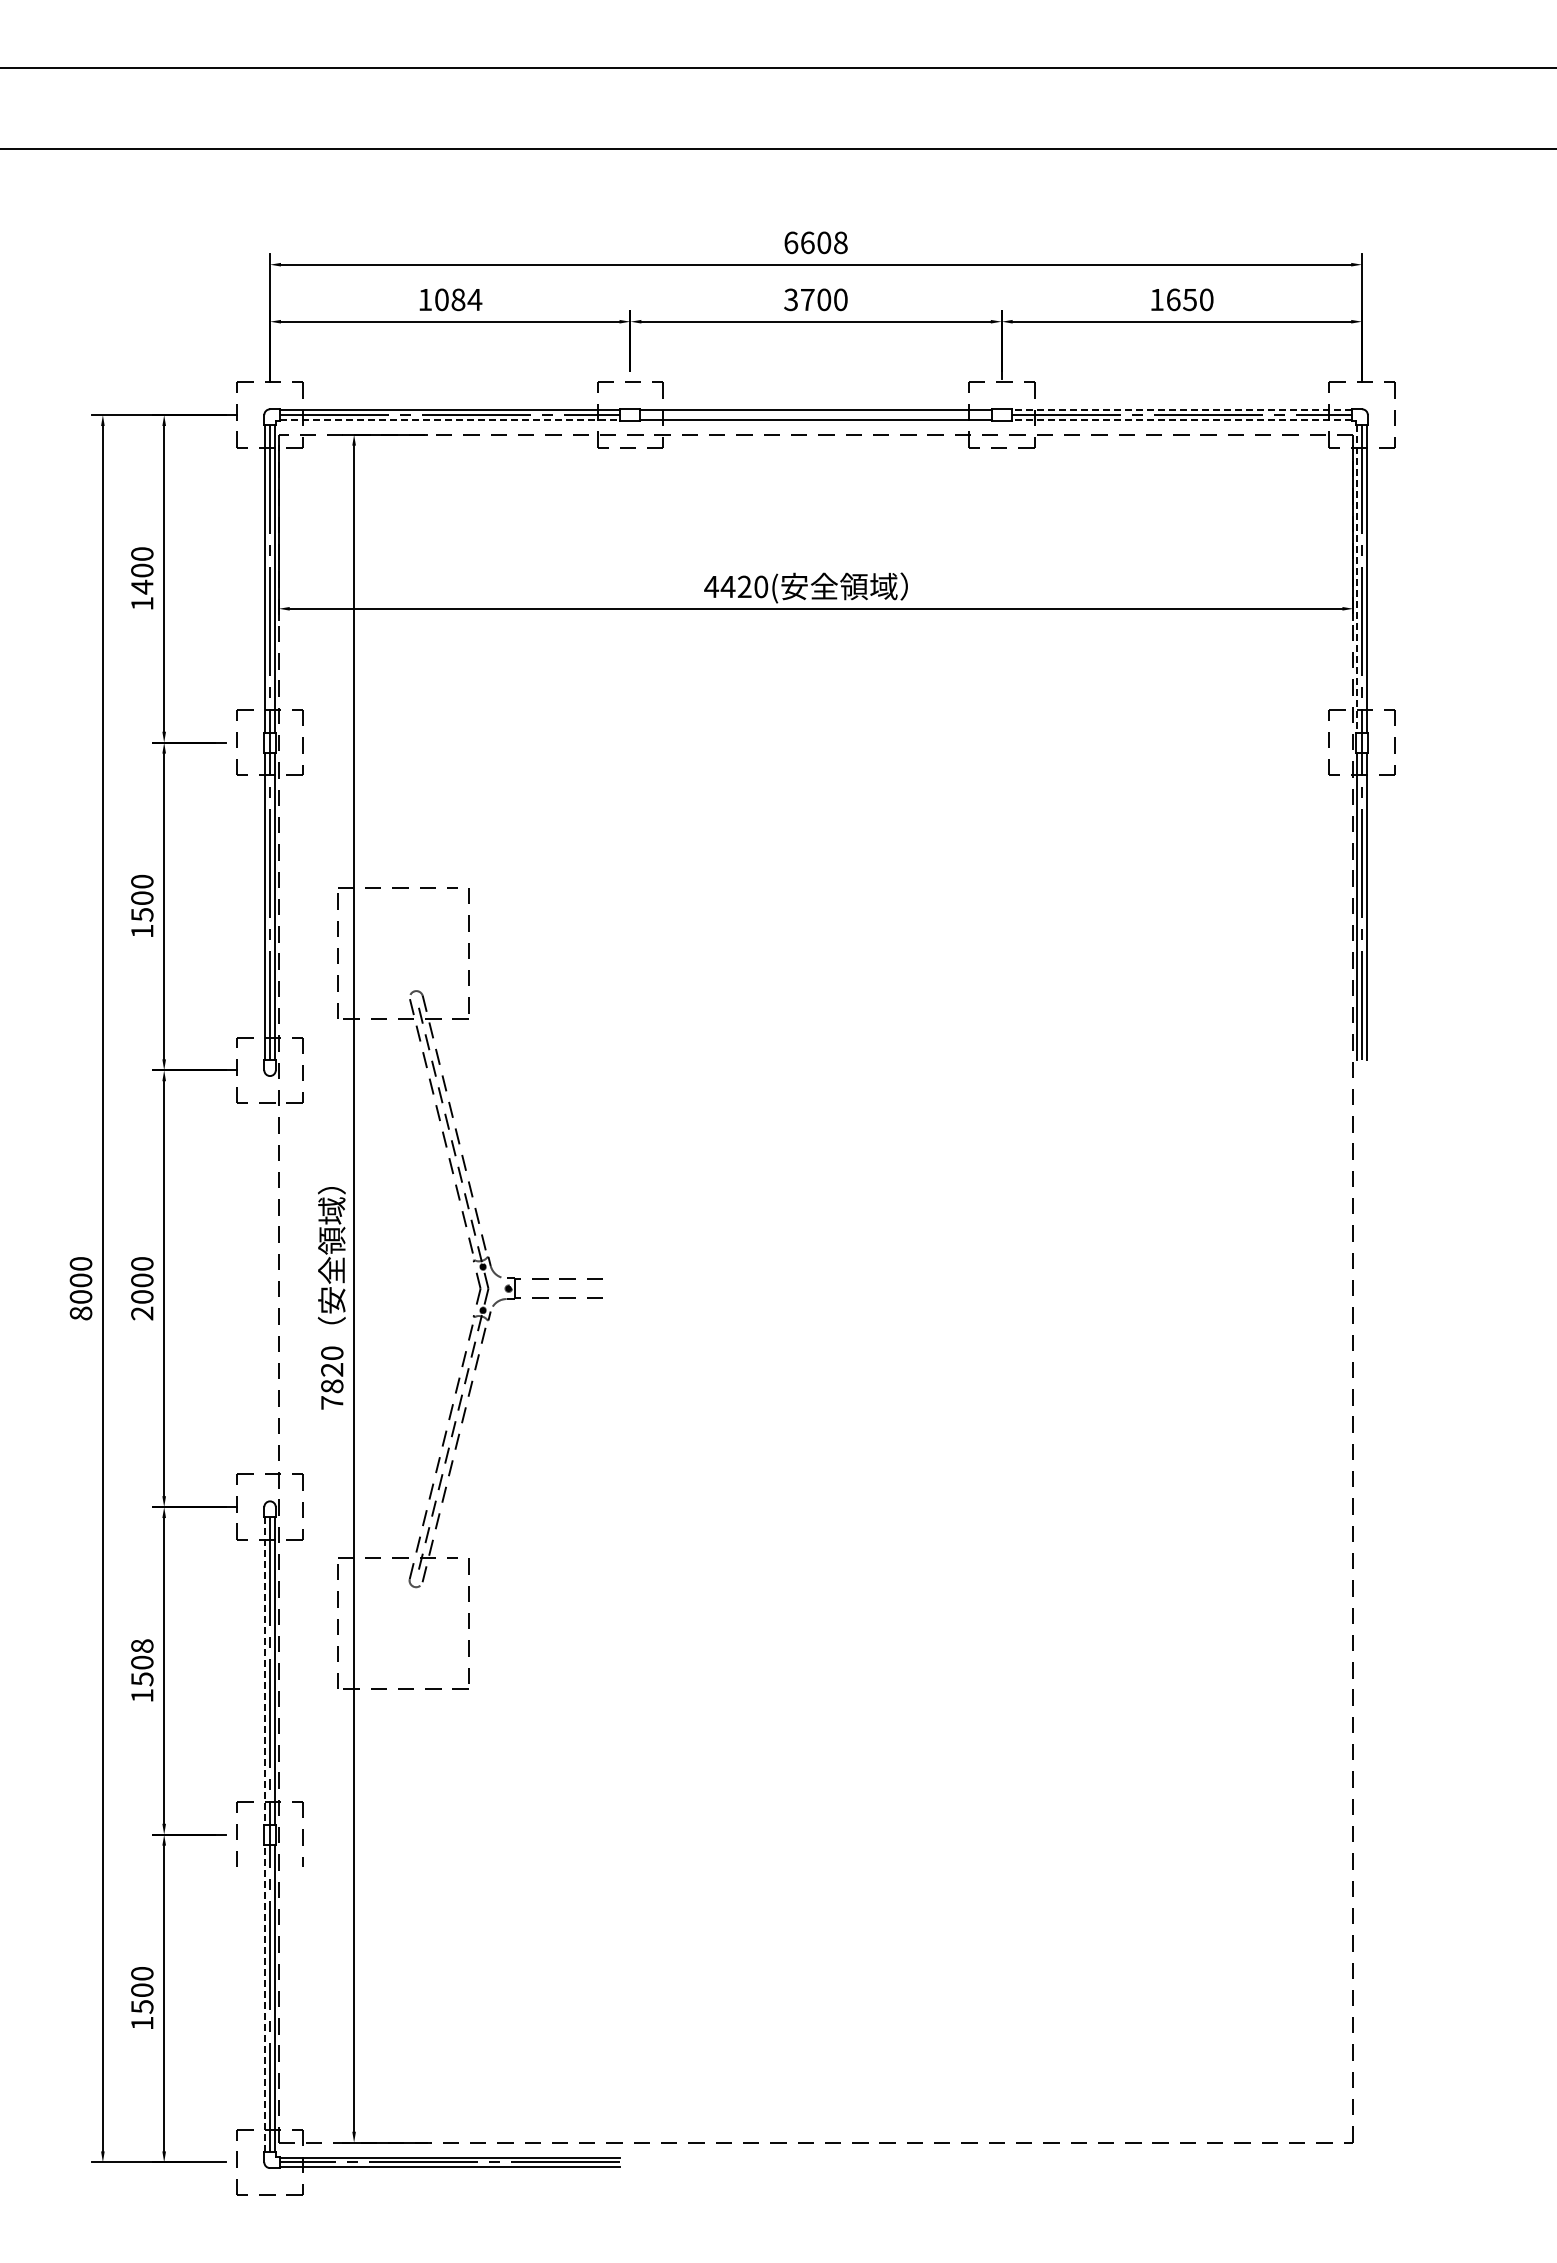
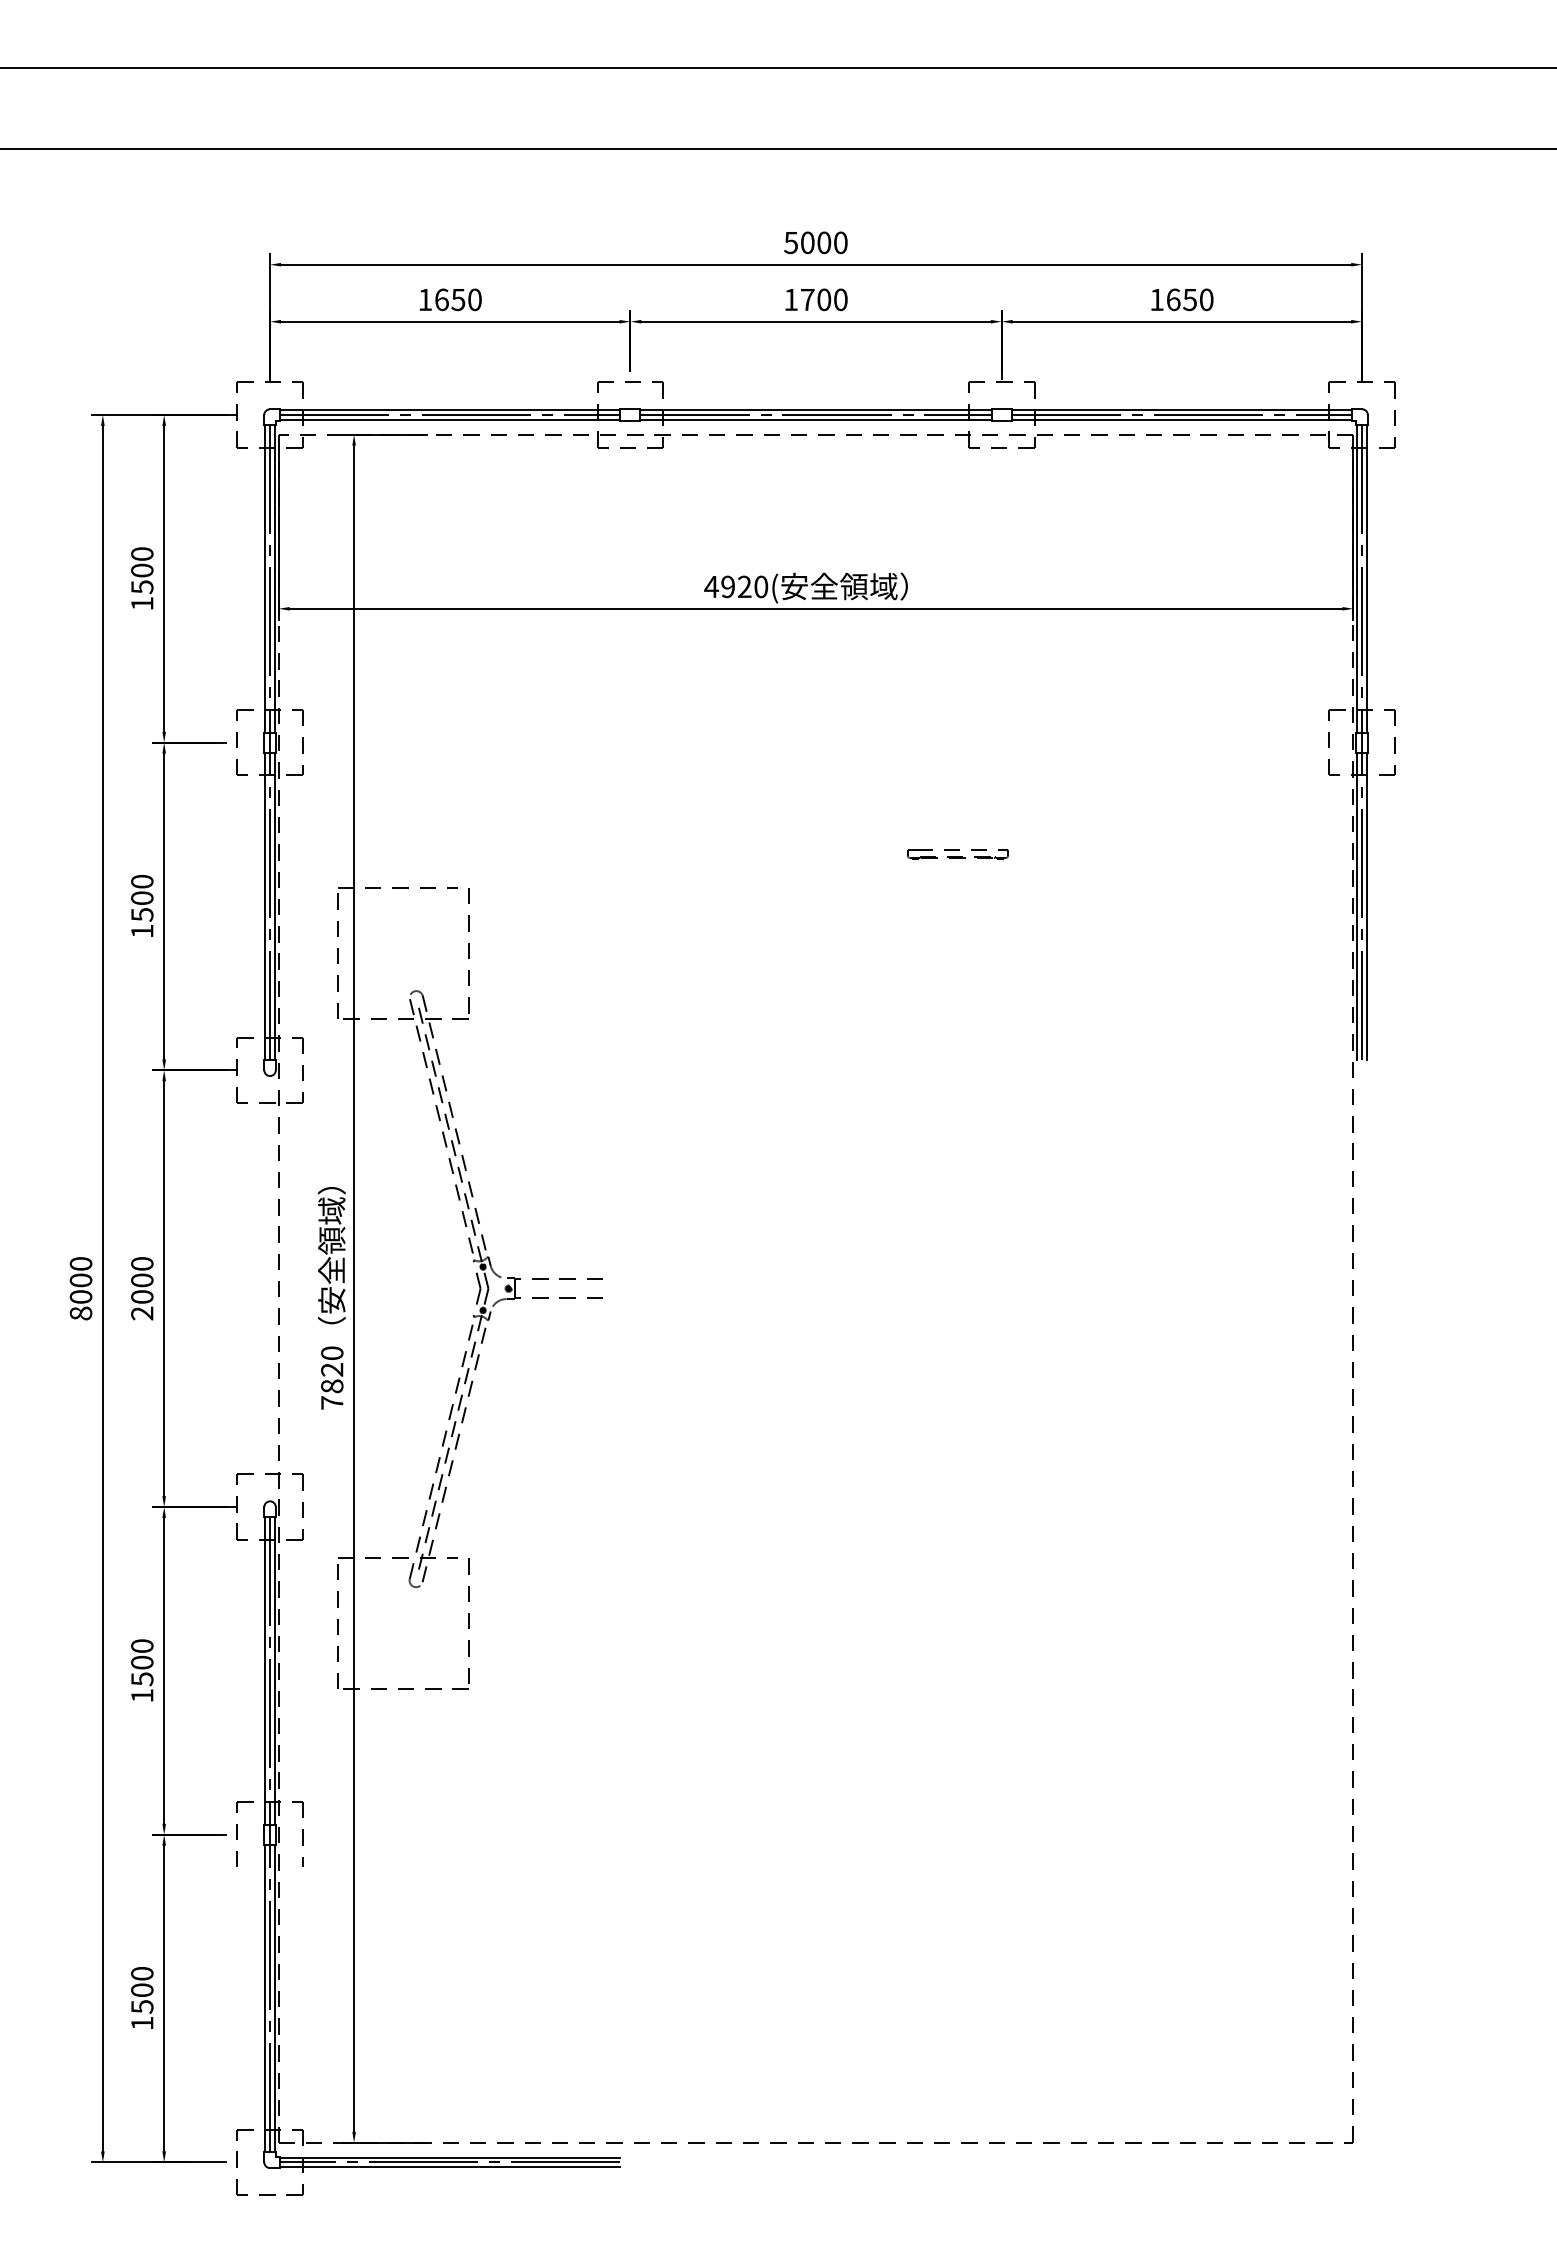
text: 6608 -> 5000 (815, 242)
text: 1084 -> 1650 (458, 299)
text: 3700 -> 1700 (790, 299)
line: dashed -> solid (1181, 410)
line: none -> present (815, 415)
line: dashed -> solid (450, 419)
line: dashed -> solid (1181, 419)
line: dashed -> solid (1357, 578)
text: 1400 -> 1500 (142, 586)
text: 4420( -> 4920( (727, 586)
part: none -> present (957, 854)
text: 1508 -> 1500 (142, 1645)
line: dashed -> solid (265, 1670)
line: dashed -> solid (265, 1998)
